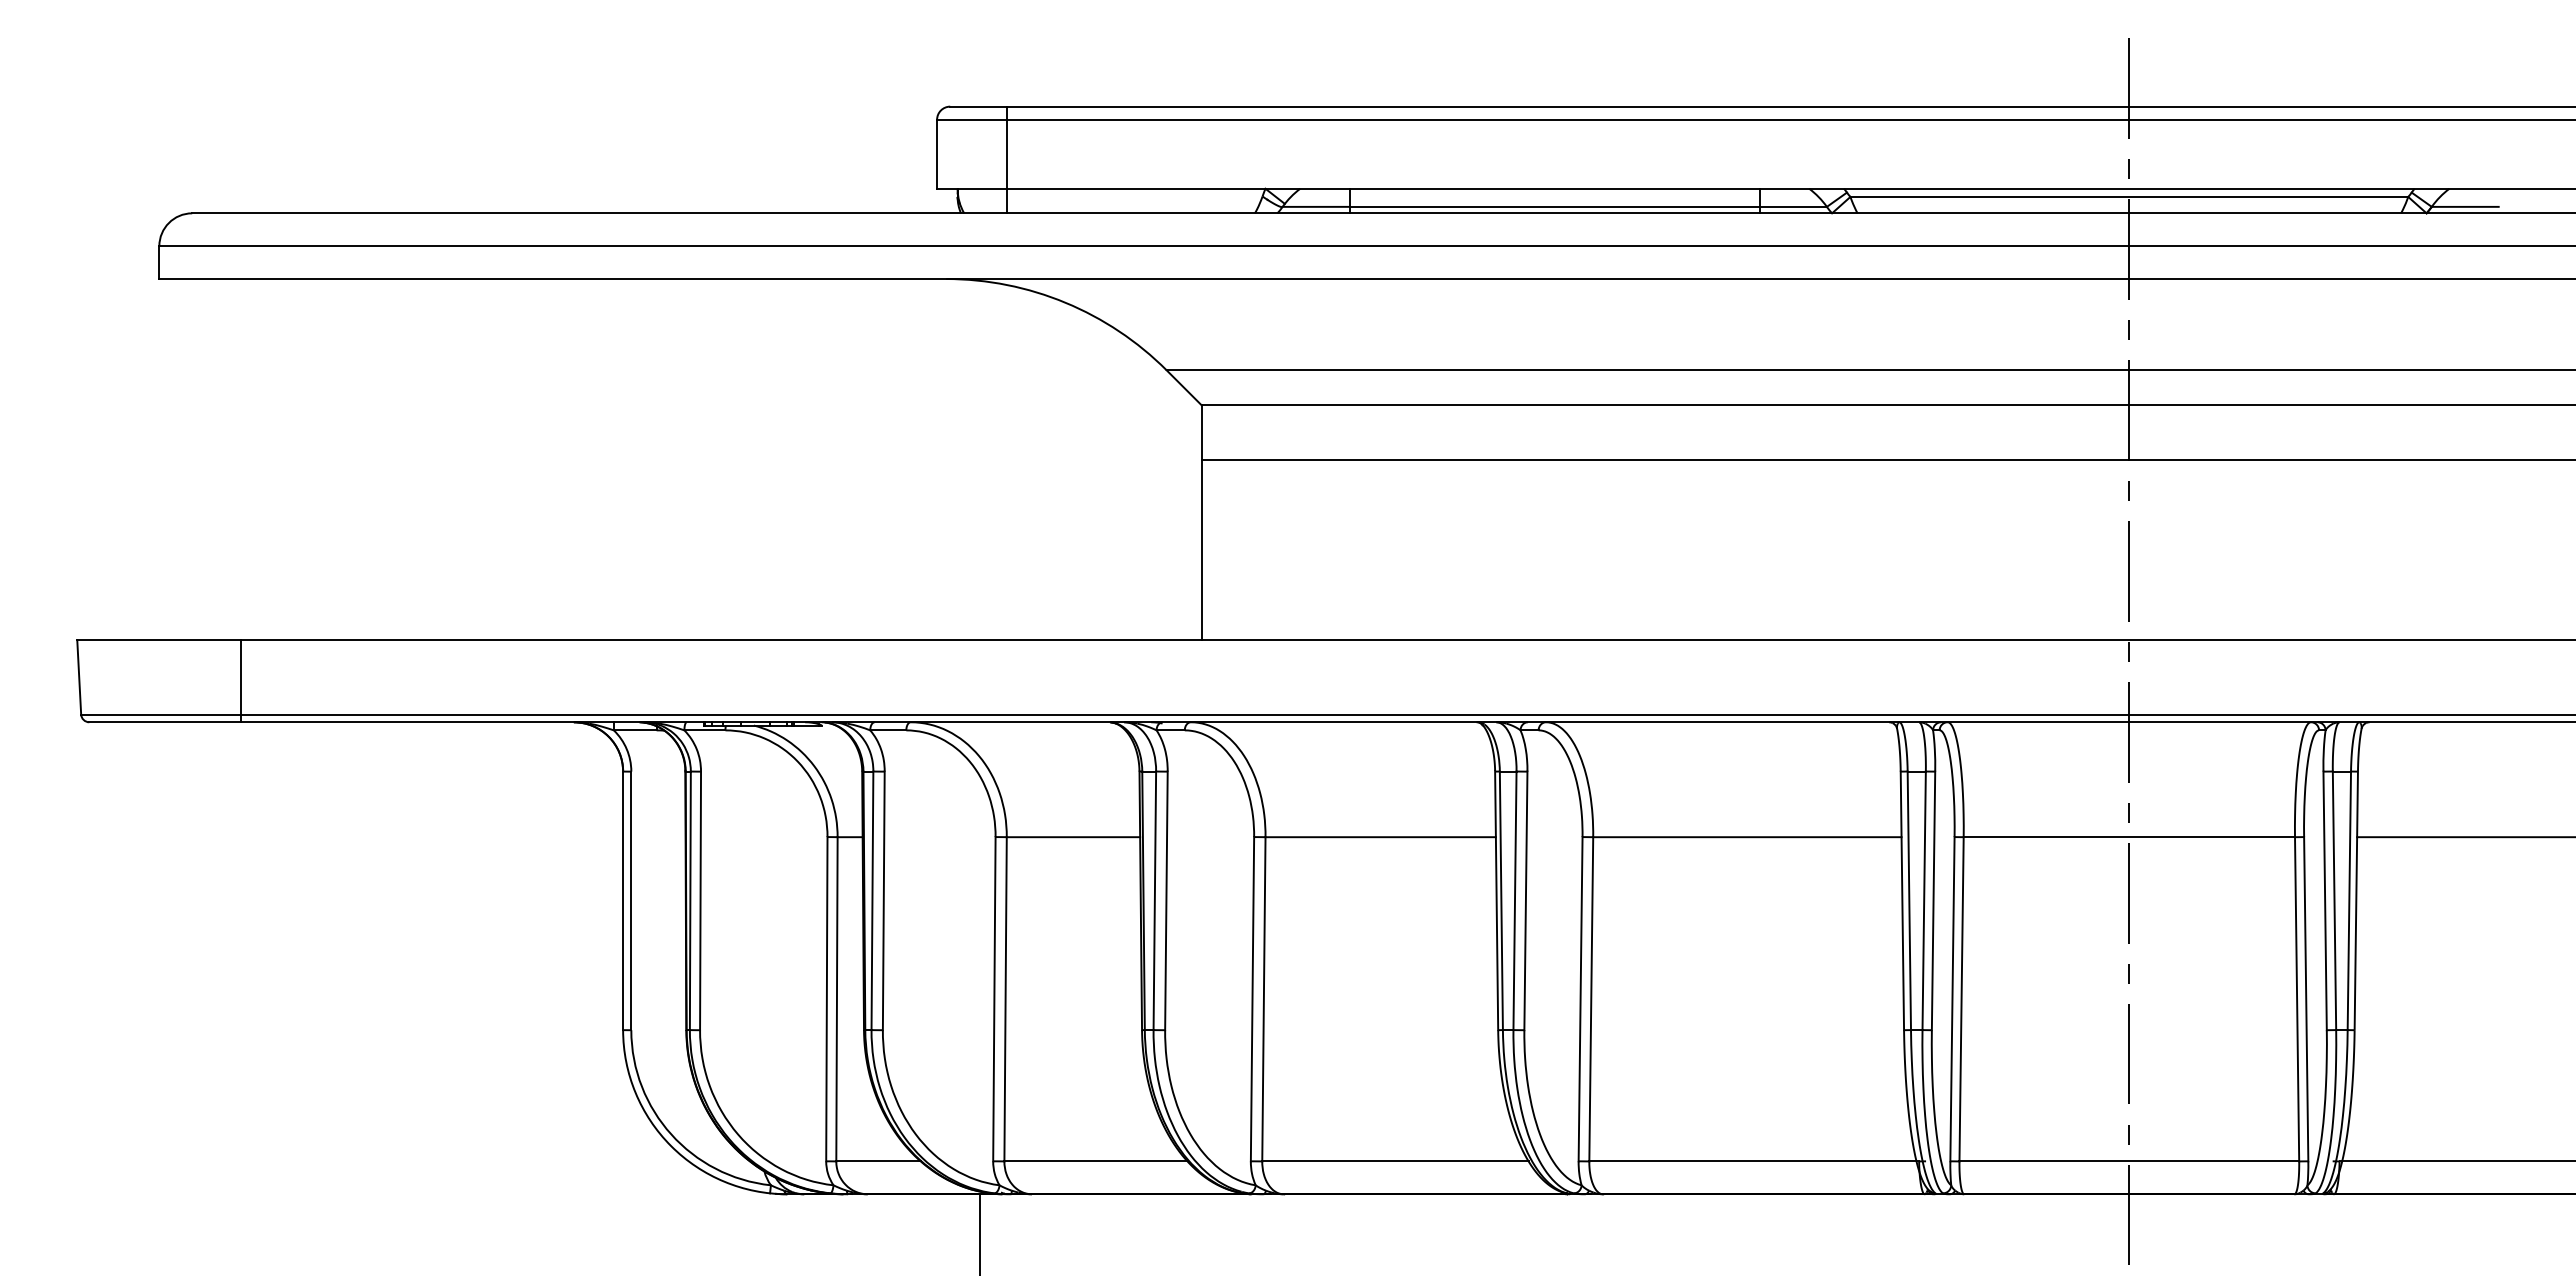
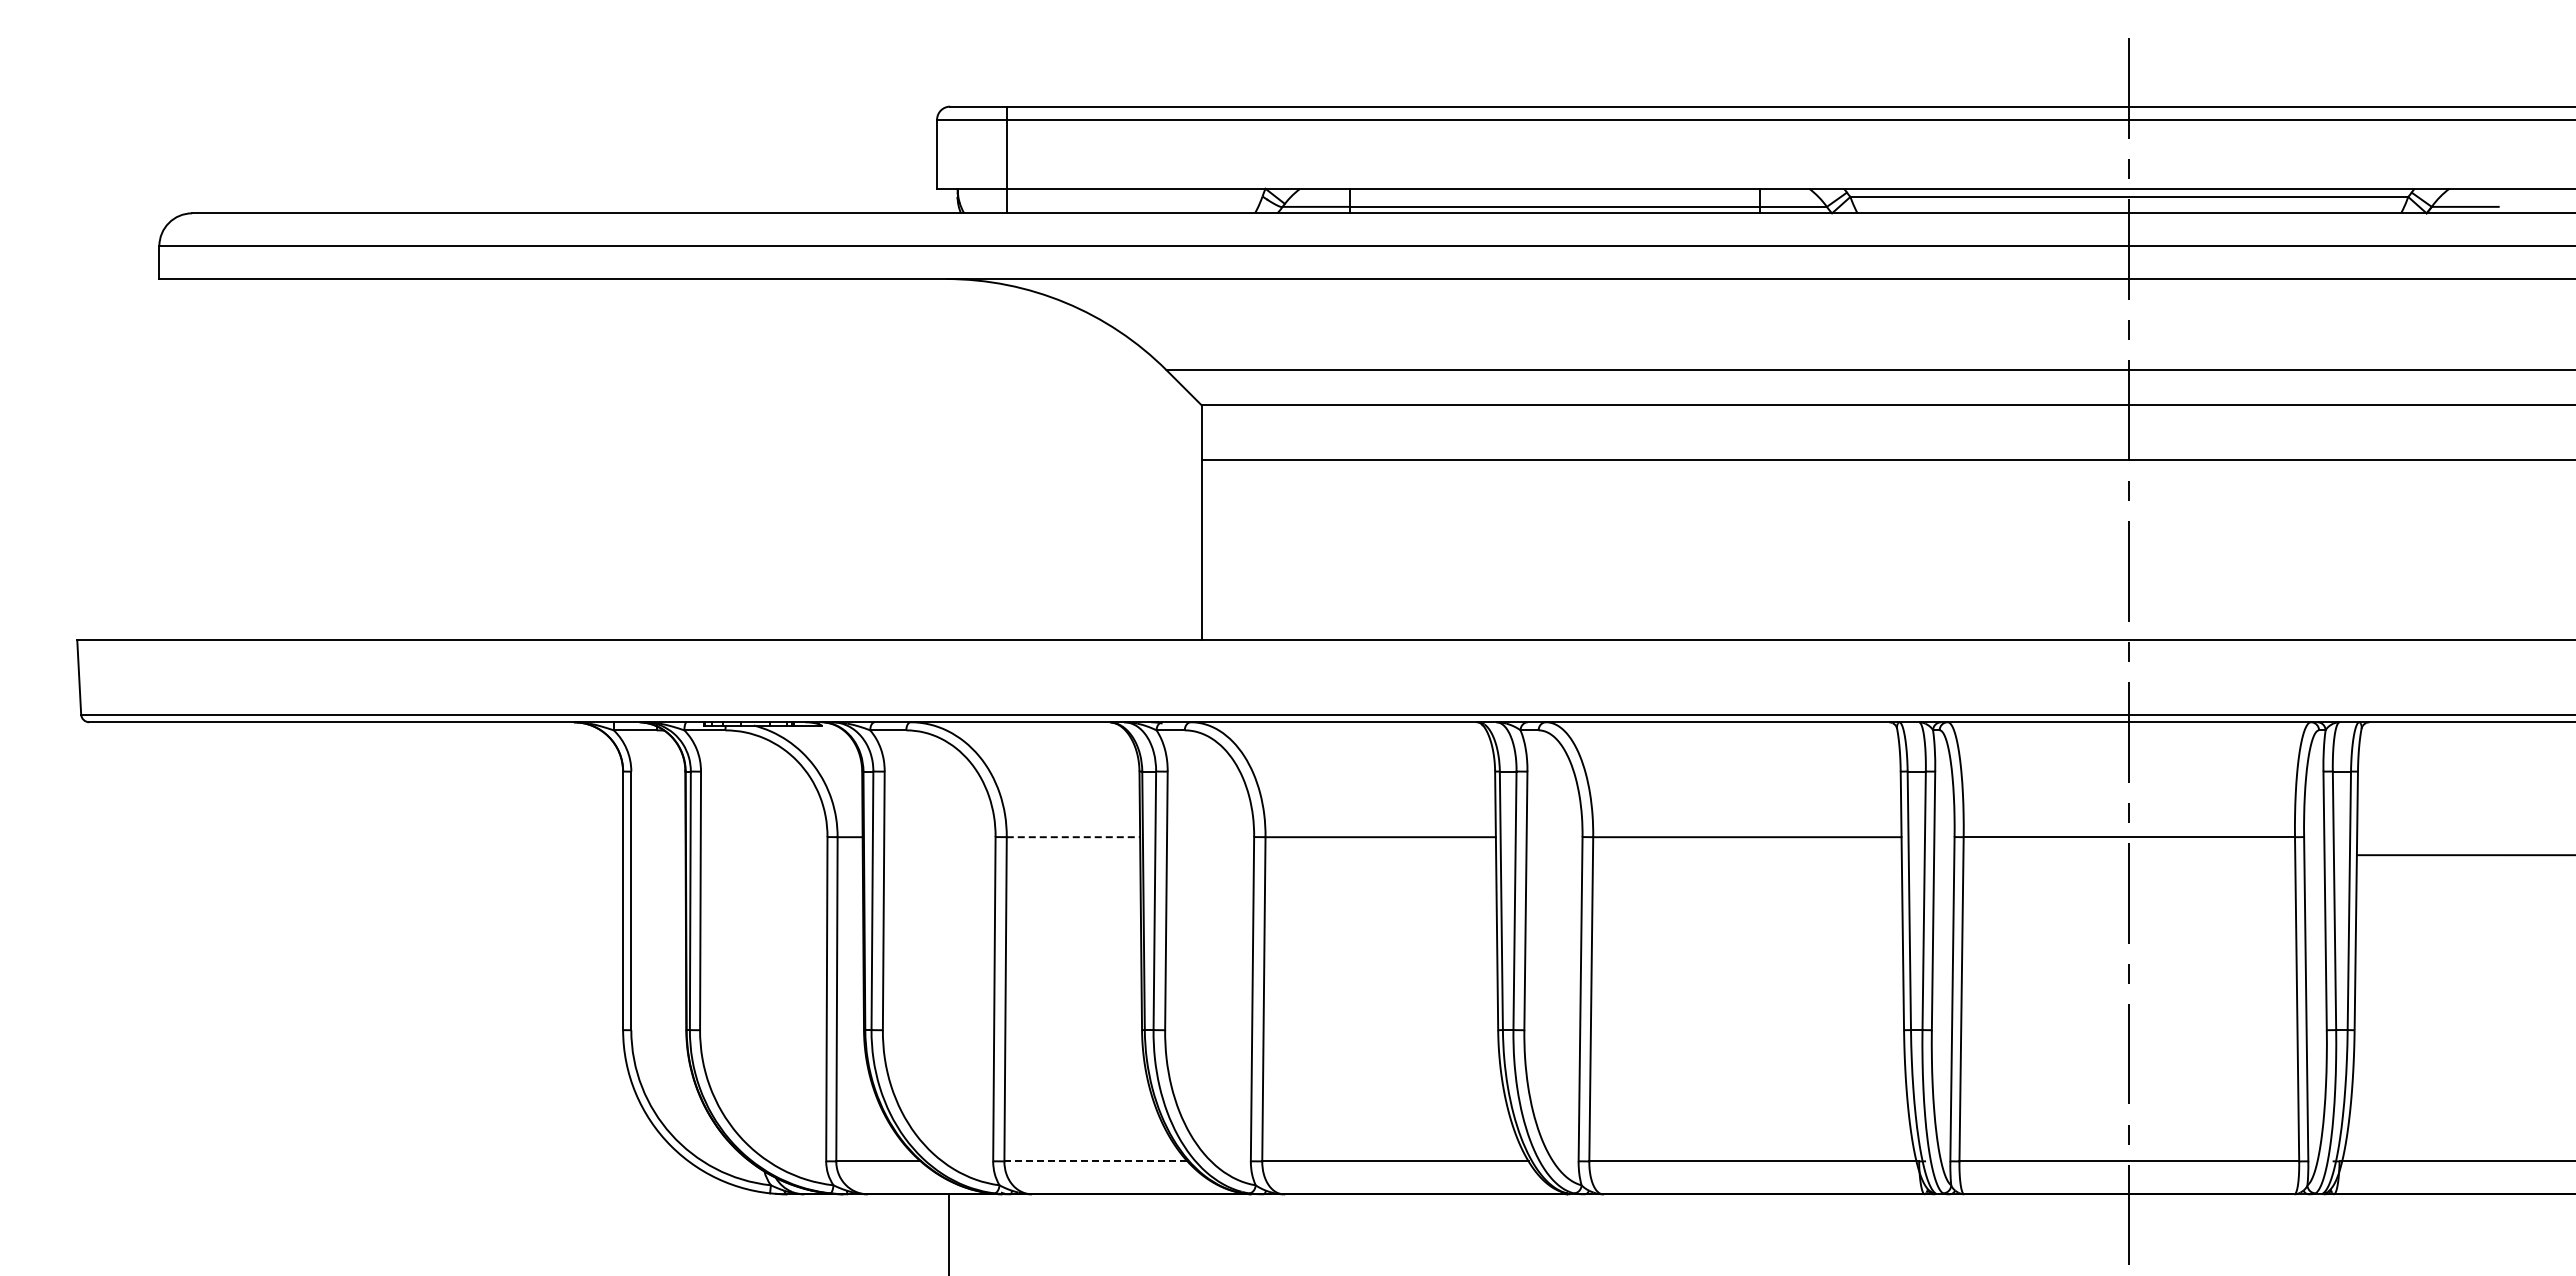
line: present -> none (241, 681)
line: solid -> dashed (1073, 837)
line position: (2464, 837) -> (2464, 855) (2464, 855)
line: solid -> dashed (1095, 1161)
line position: (980, 1233) -> (949, 1233) (949, 1233)
